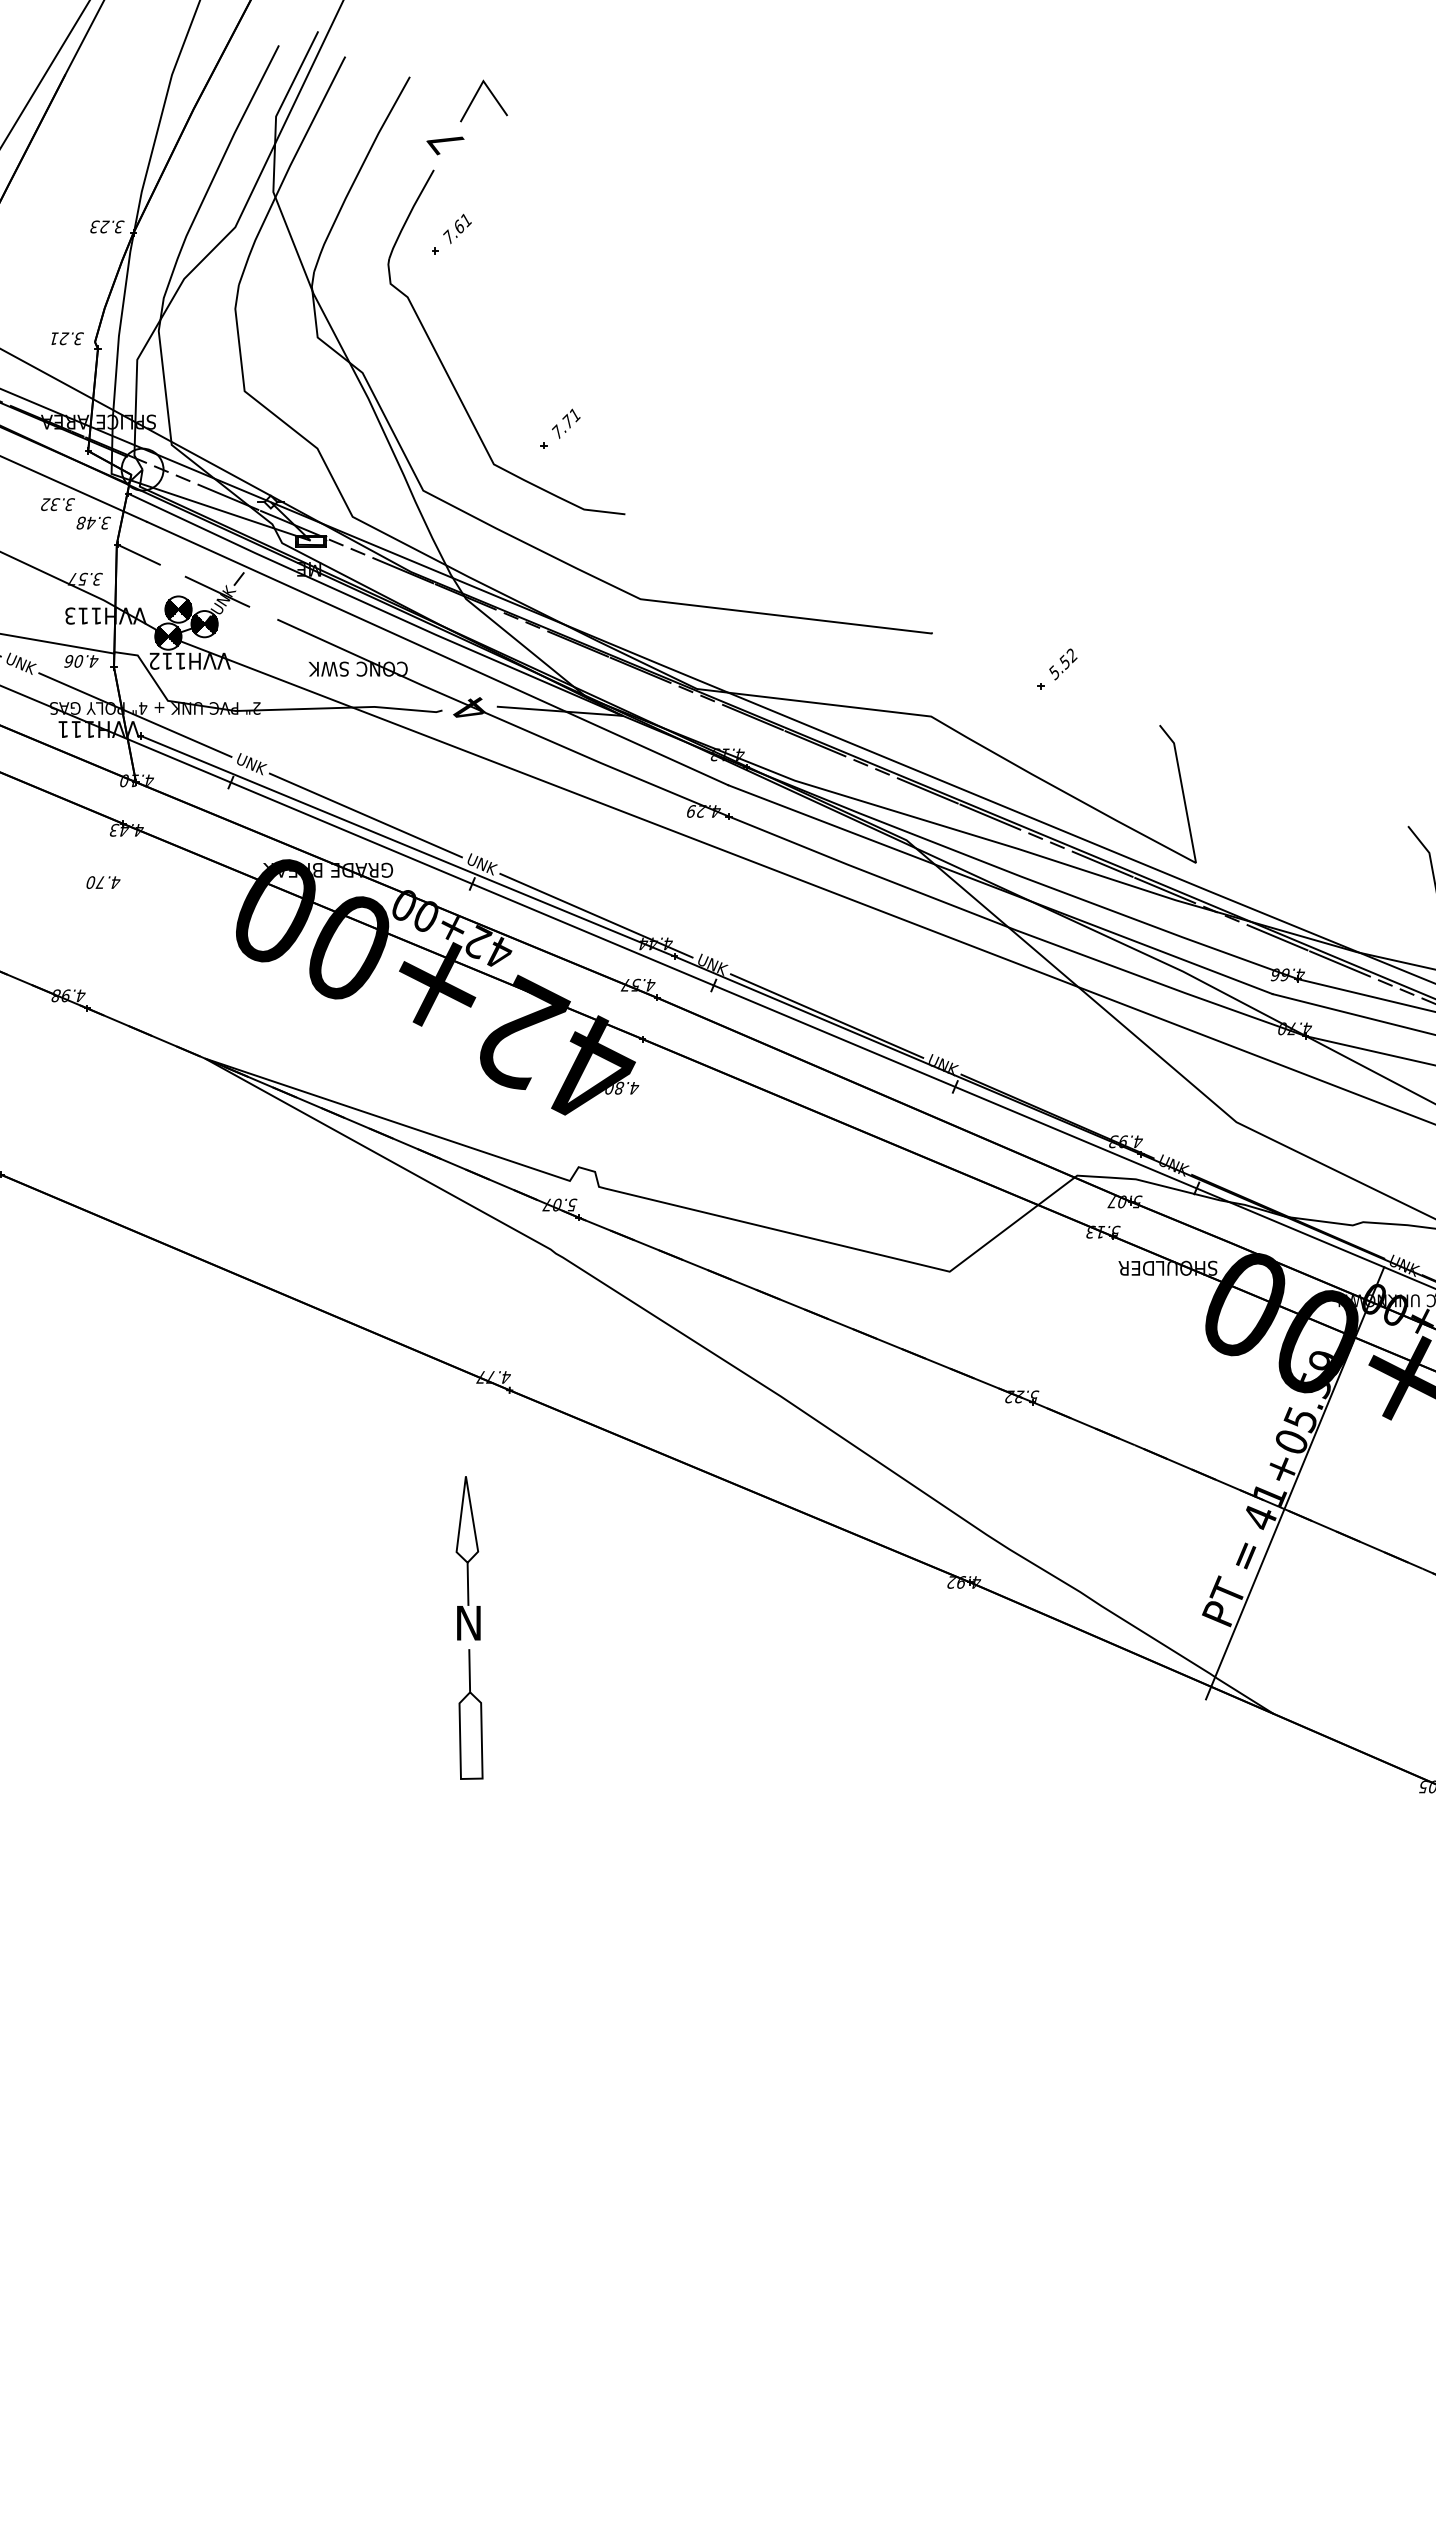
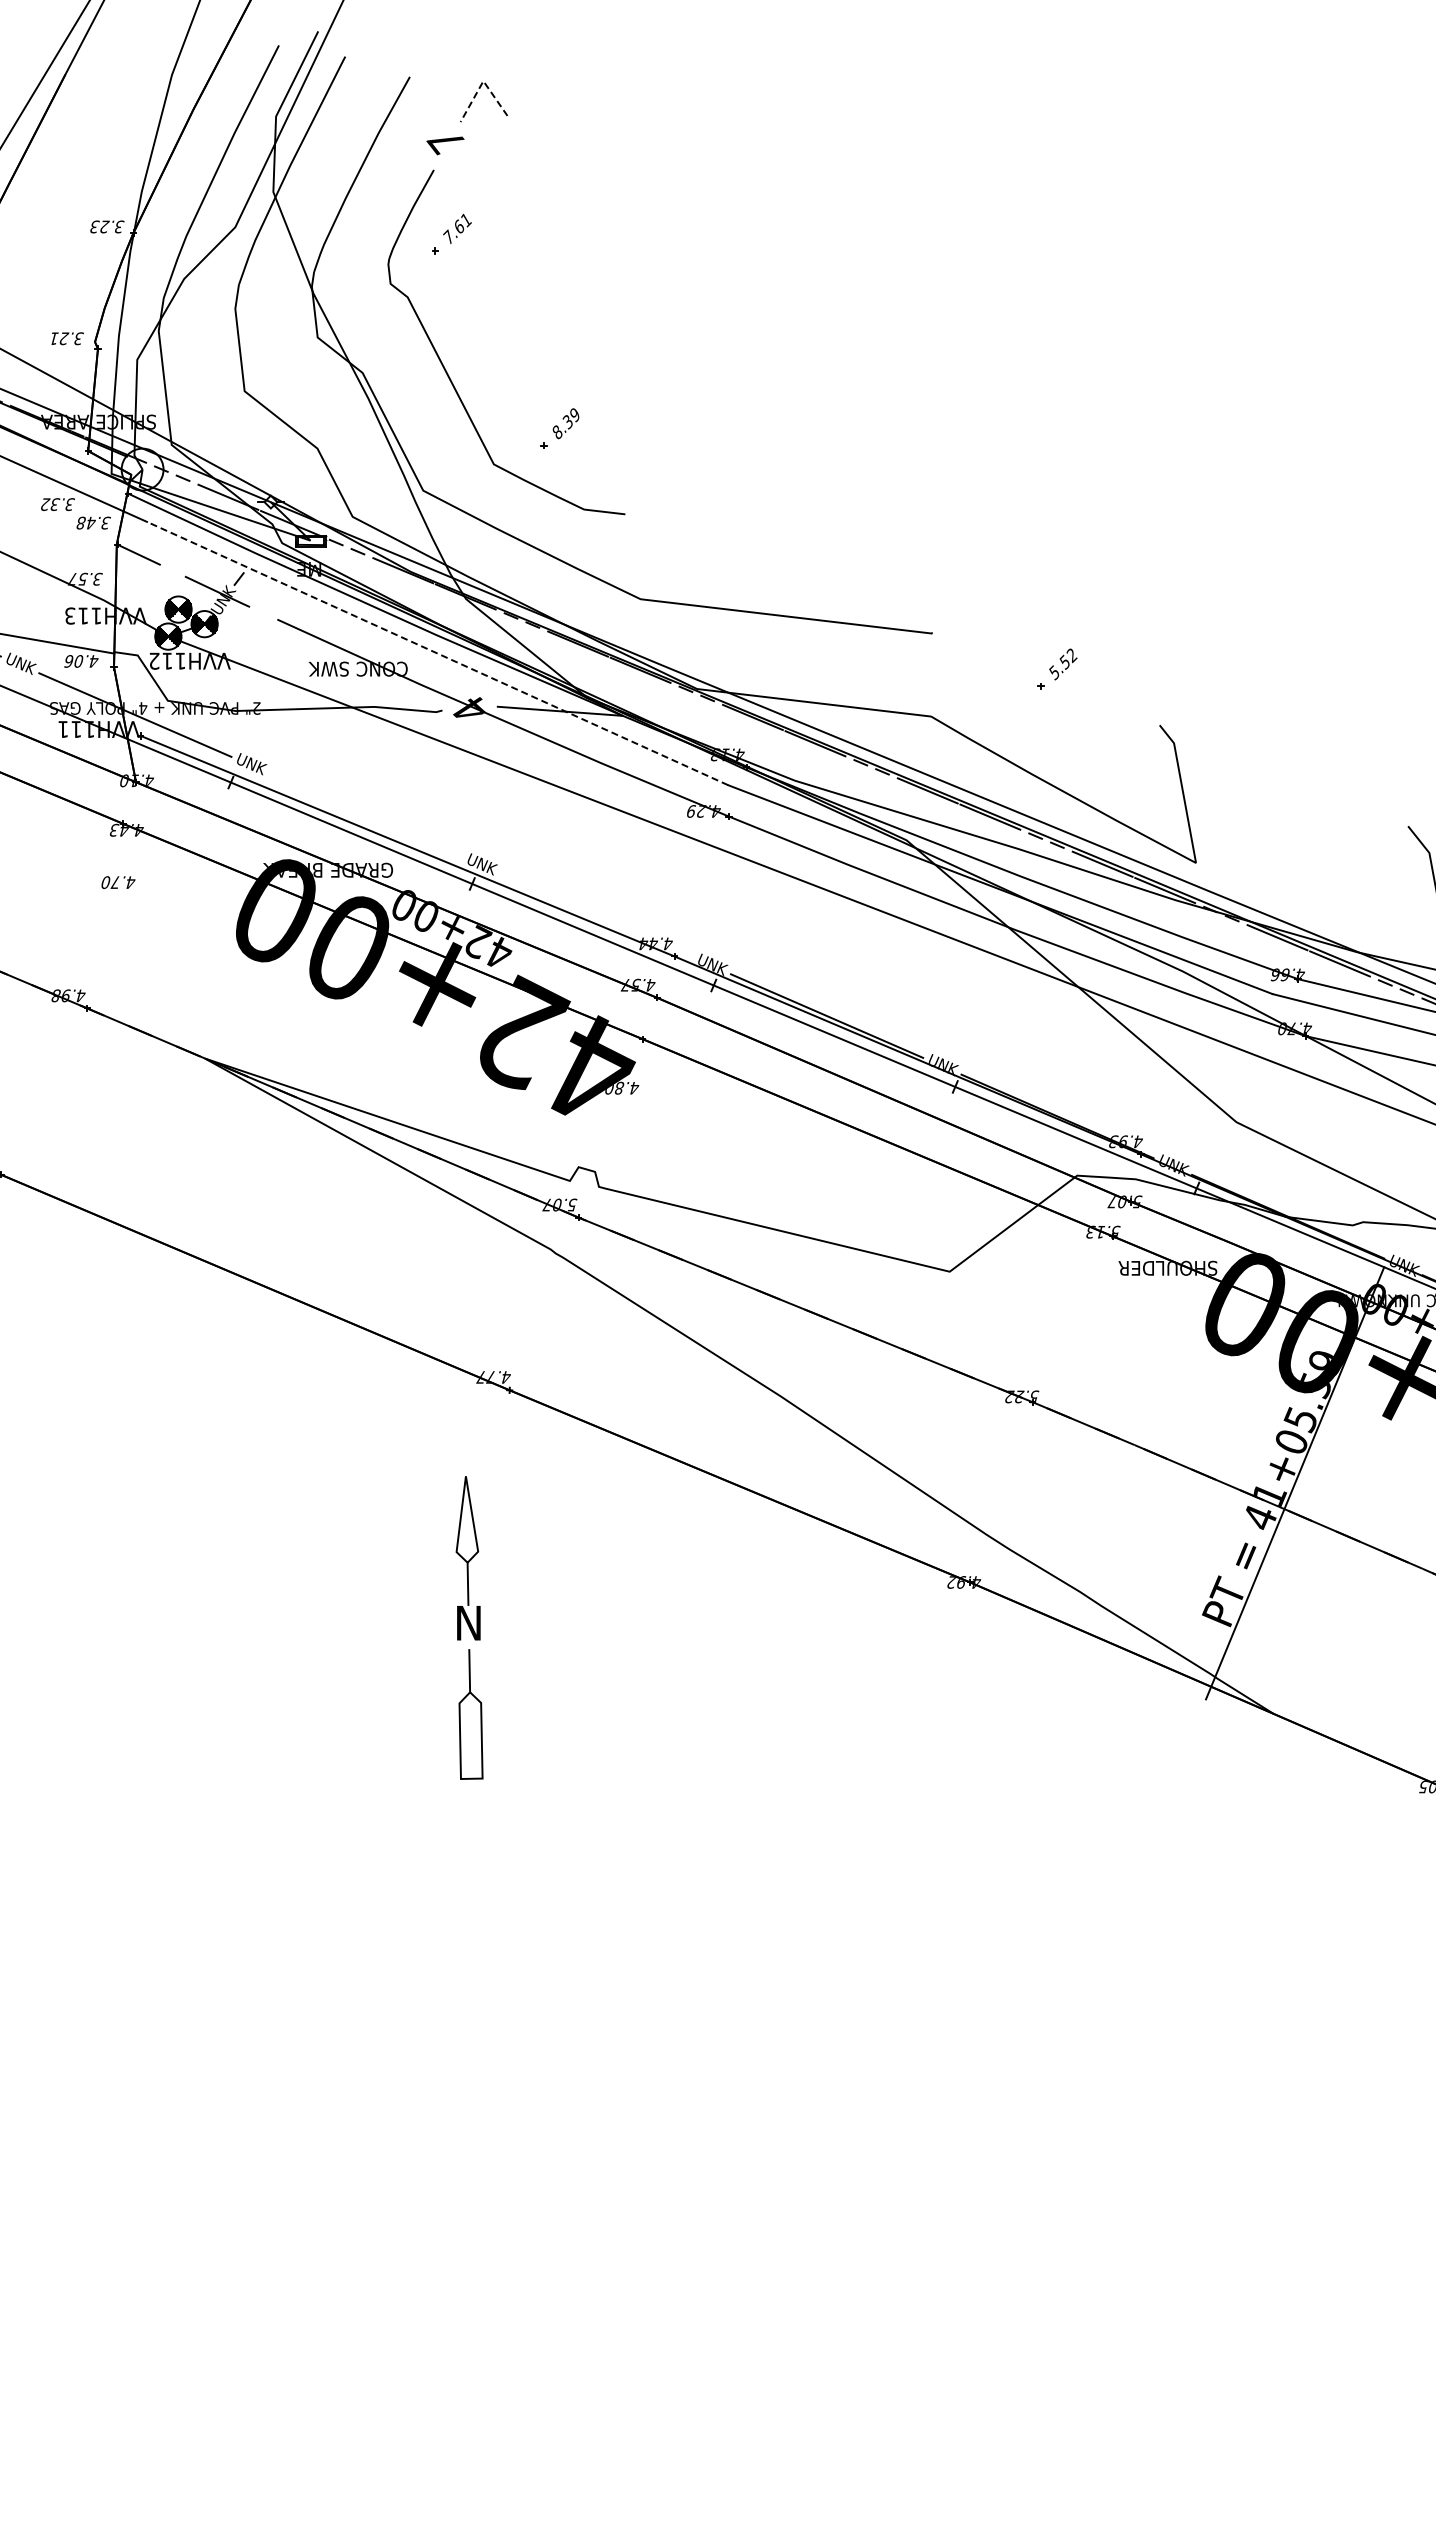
line: solid -> dashed (482, 82)
text: 7.71 -> 8.39 (566, 423)
line: solid -> dashed (437, 653)
line: present -> none (365, 815)
text position: (103, 882) -> (118, 882) (118, 882)
line: present -> none (596, 915)
